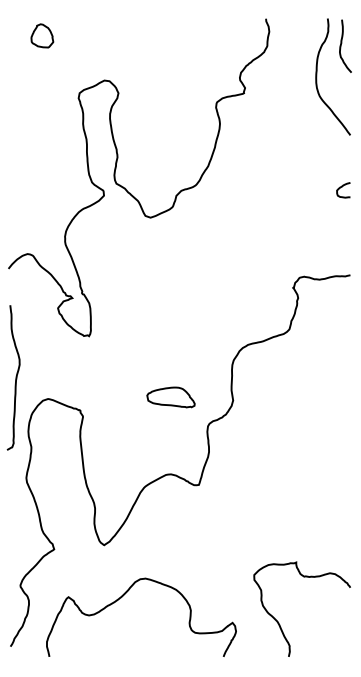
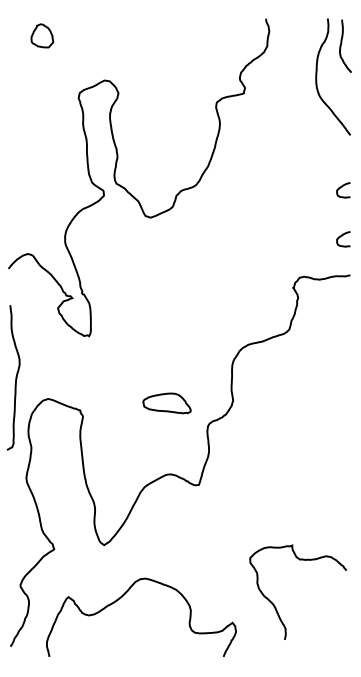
curve: none -> present (342, 236)
part position: (170, 397) -> (166, 403) (166, 403)
curve position: (280, 624) -> (276, 607) (276, 607)
